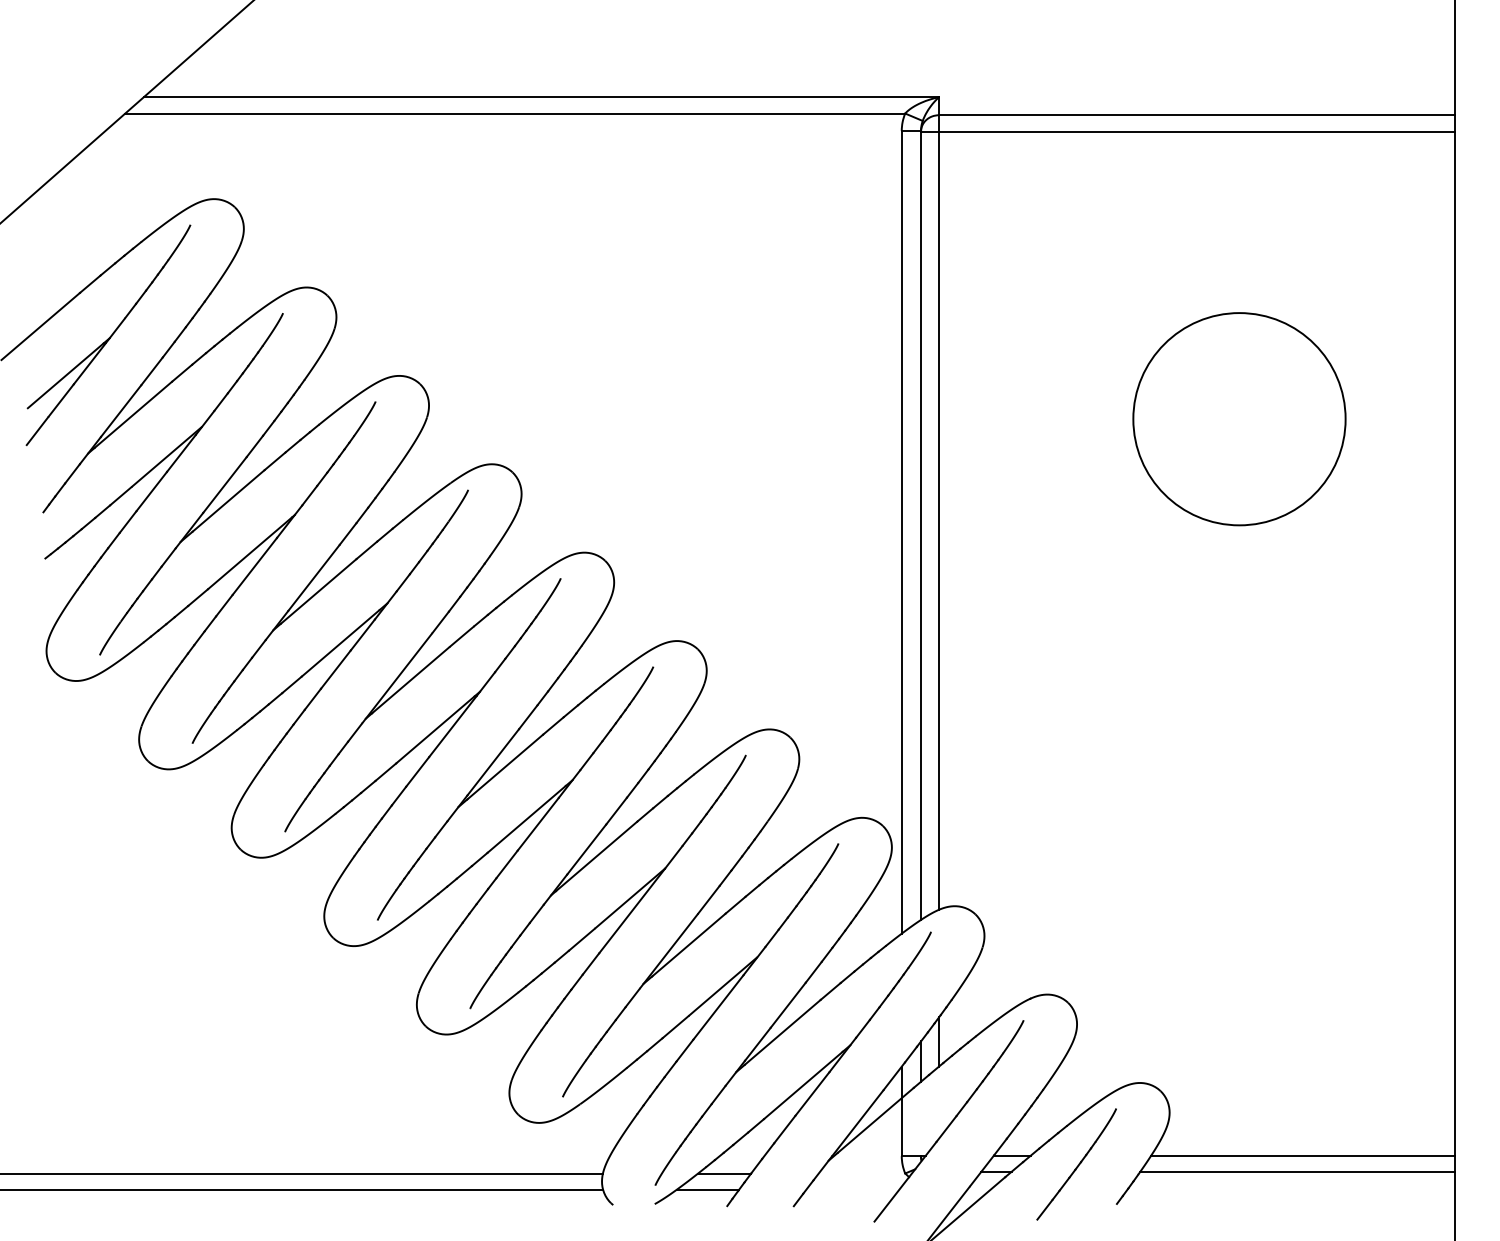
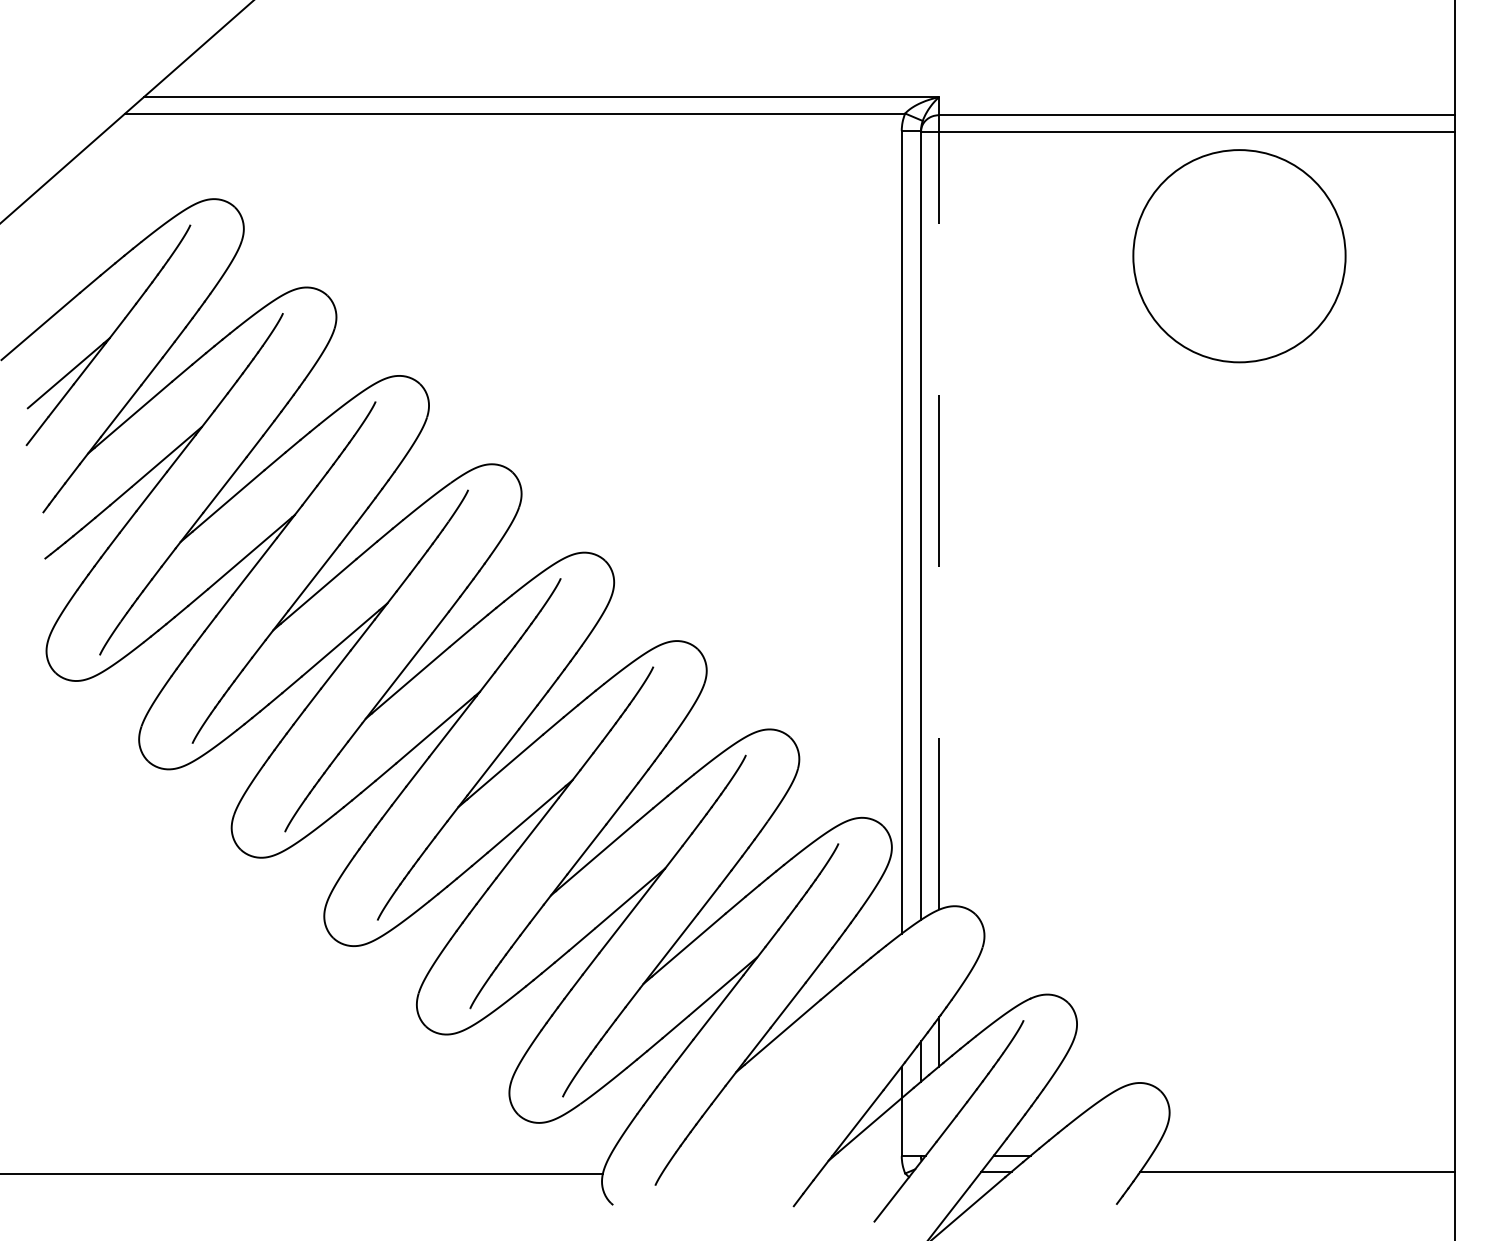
circle position: (1239, 419) -> (1239, 256) (1239, 256)
line: solid -> dashed (939, 503)
part: present -> none (802, 1084)
line: present -> none (1302, 1155)
part: present -> none (1076, 1164)
line: present -> none (302, 1189)
